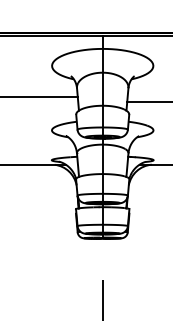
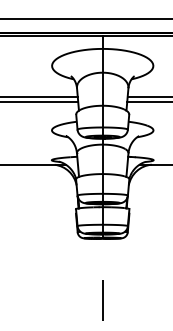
line: none -> present (85, 19)
line: none -> present (148, 97)
line: none -> present (40, 101)
